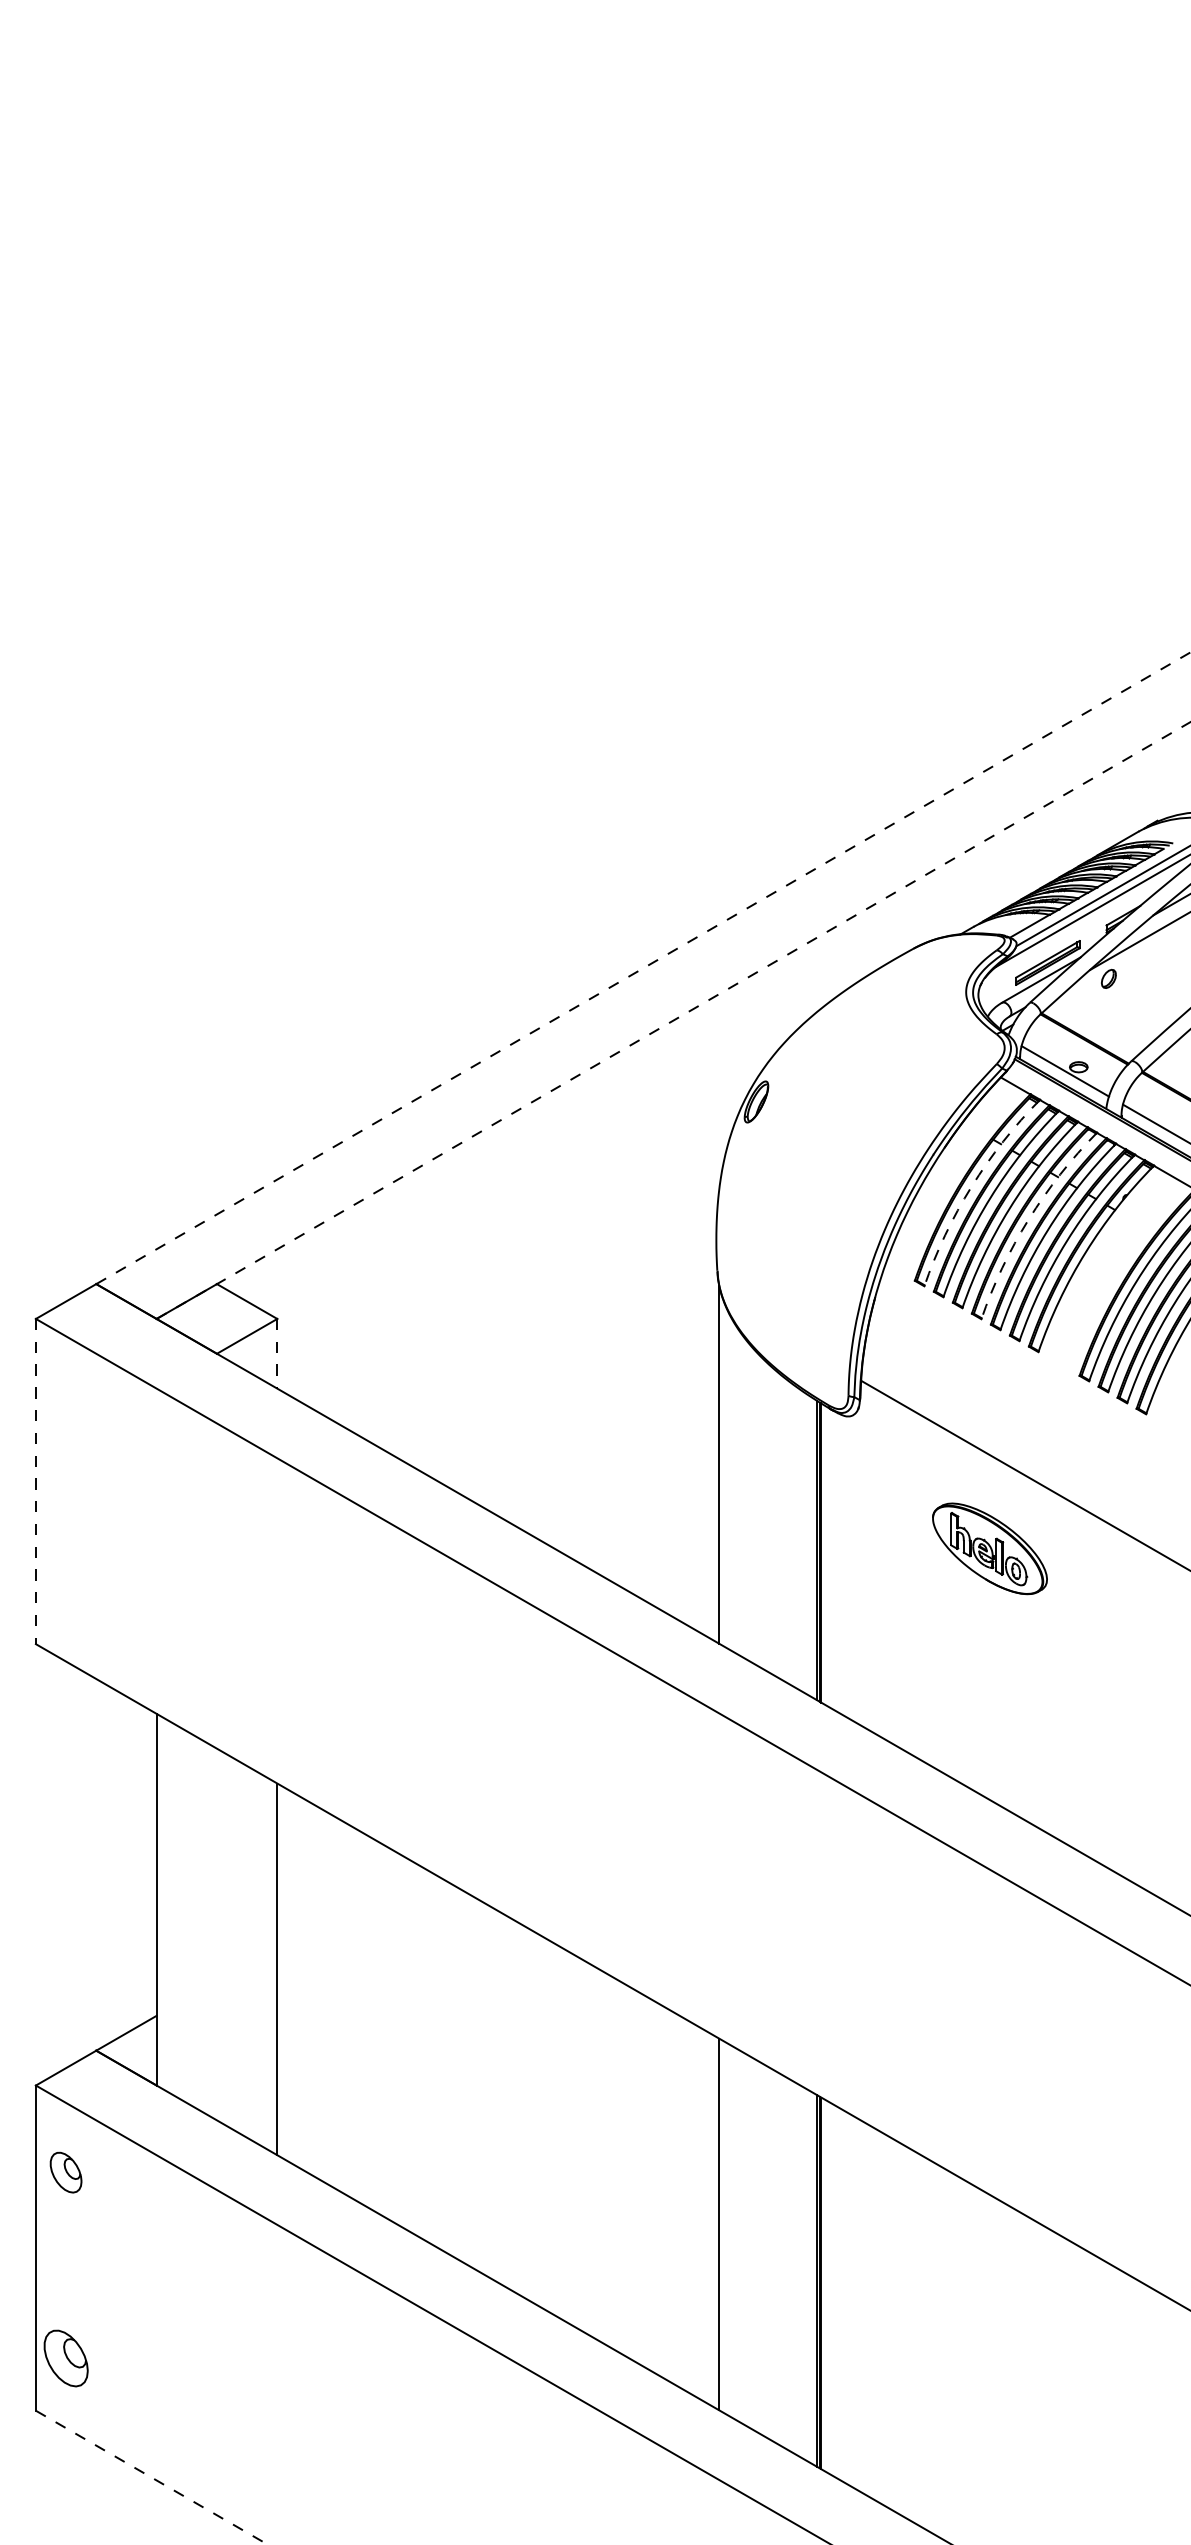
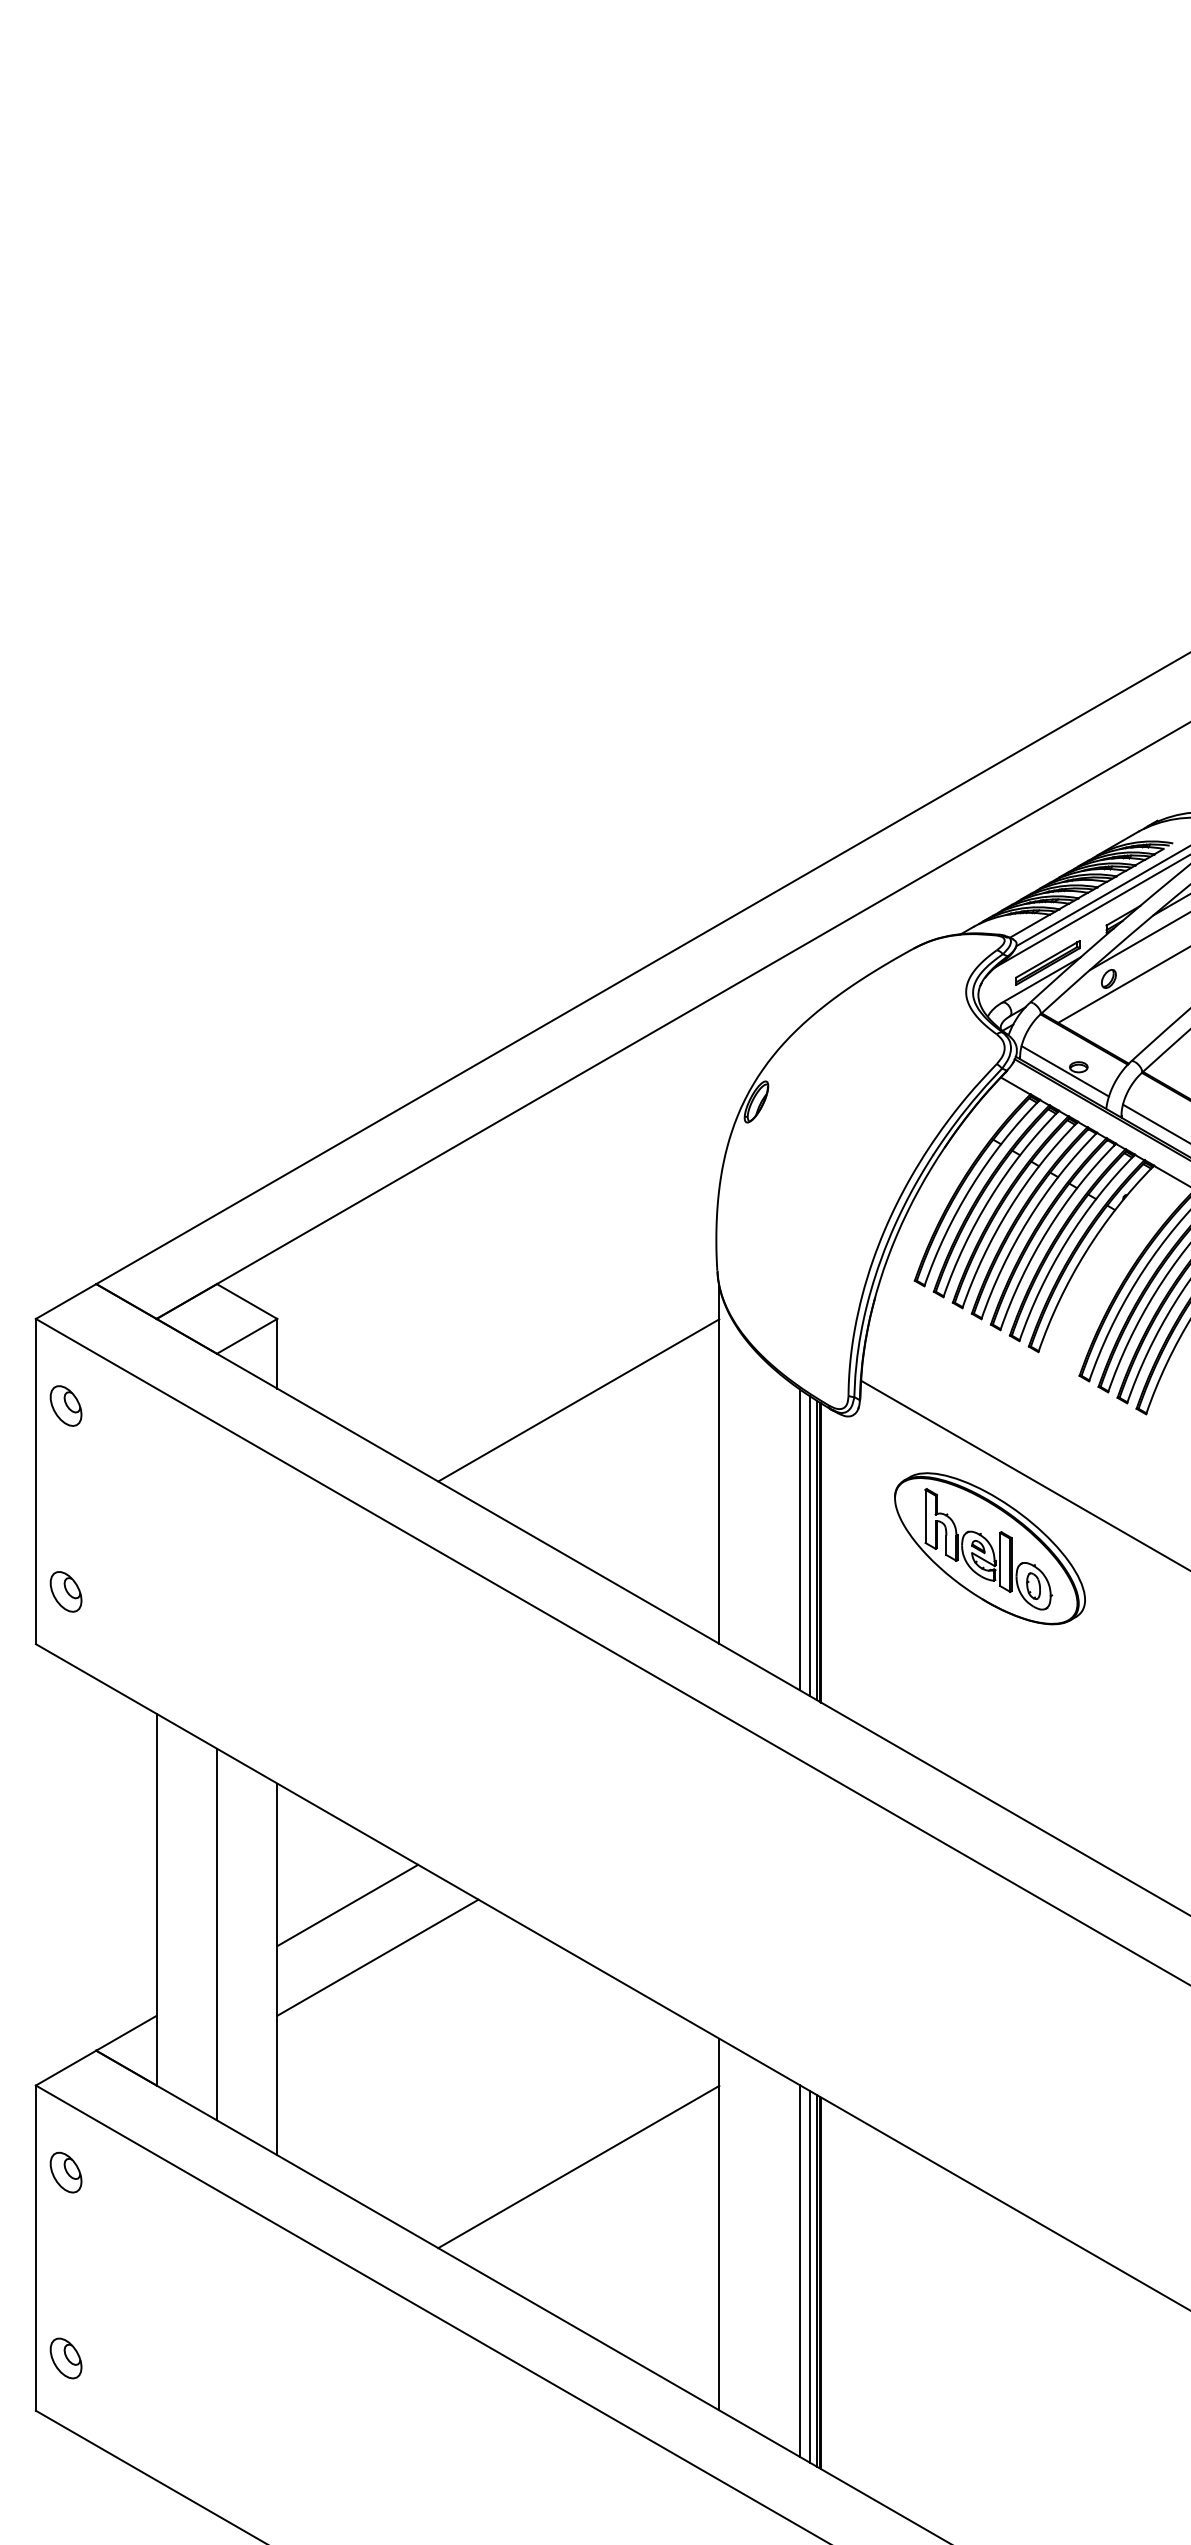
line: dashed -> solid (643, 968)
line: none -> present (1122, 985)
line: dashed -> solid (673, 1020)
arc: dashed -> solid (971, 1186)
arc: dashed -> solid (1028, 1219)
line: dashed -> solid (277, 1353)
line: none -> present (578, 1400)
part: none -> present (65, 1405)
line: dashed -> solid (35, 1481)
line: none -> present (799, 1539)
line: none -> present (810, 1546)
part size: 116x94 px -> 192x154 px (989, 1548)
part: none -> present (65, 1591)
line: none -> present (347, 1905)
line: none -> present (216, 1934)
line: none -> present (377, 1957)
line: none -> present (578, 2166)
line: none -> present (799, 2270)
line: none -> present (810, 2276)
part size: 46x59 px -> 34x43 px (65, 2358)
line: dashed -> solid (151, 2477)
